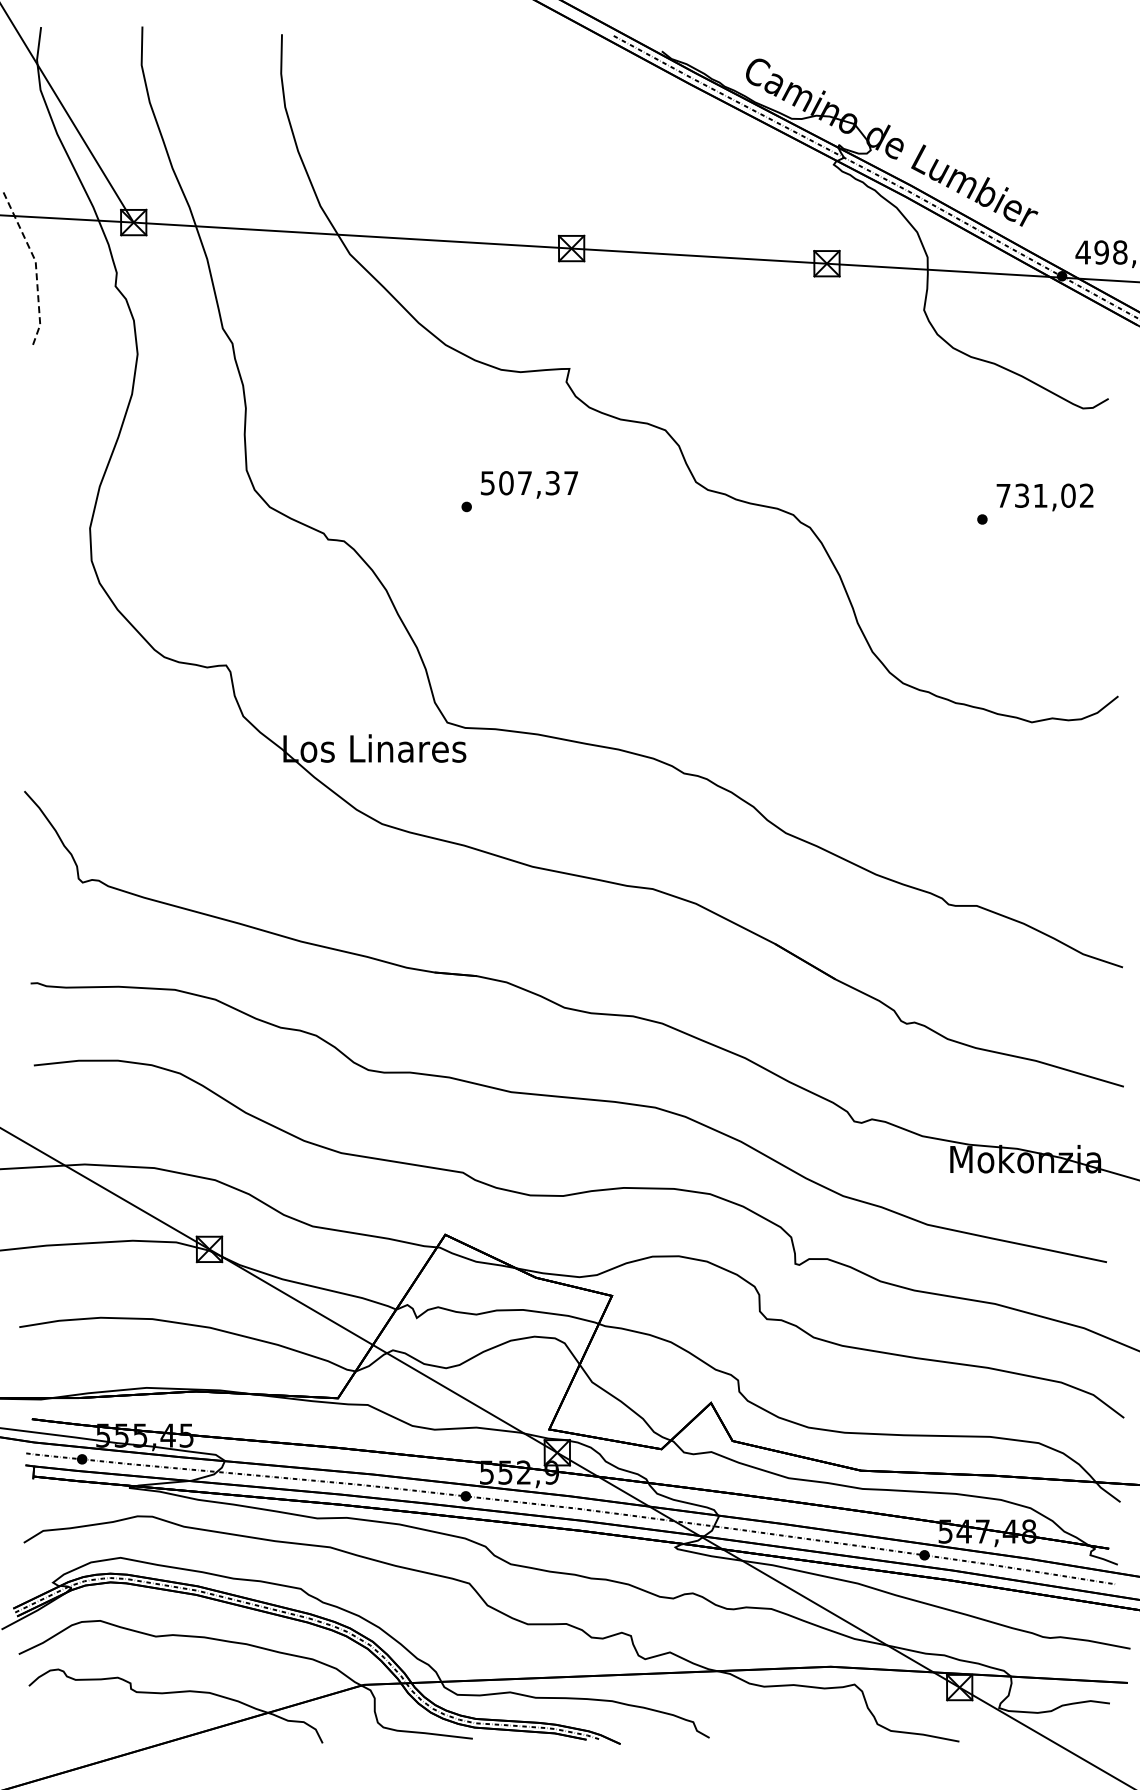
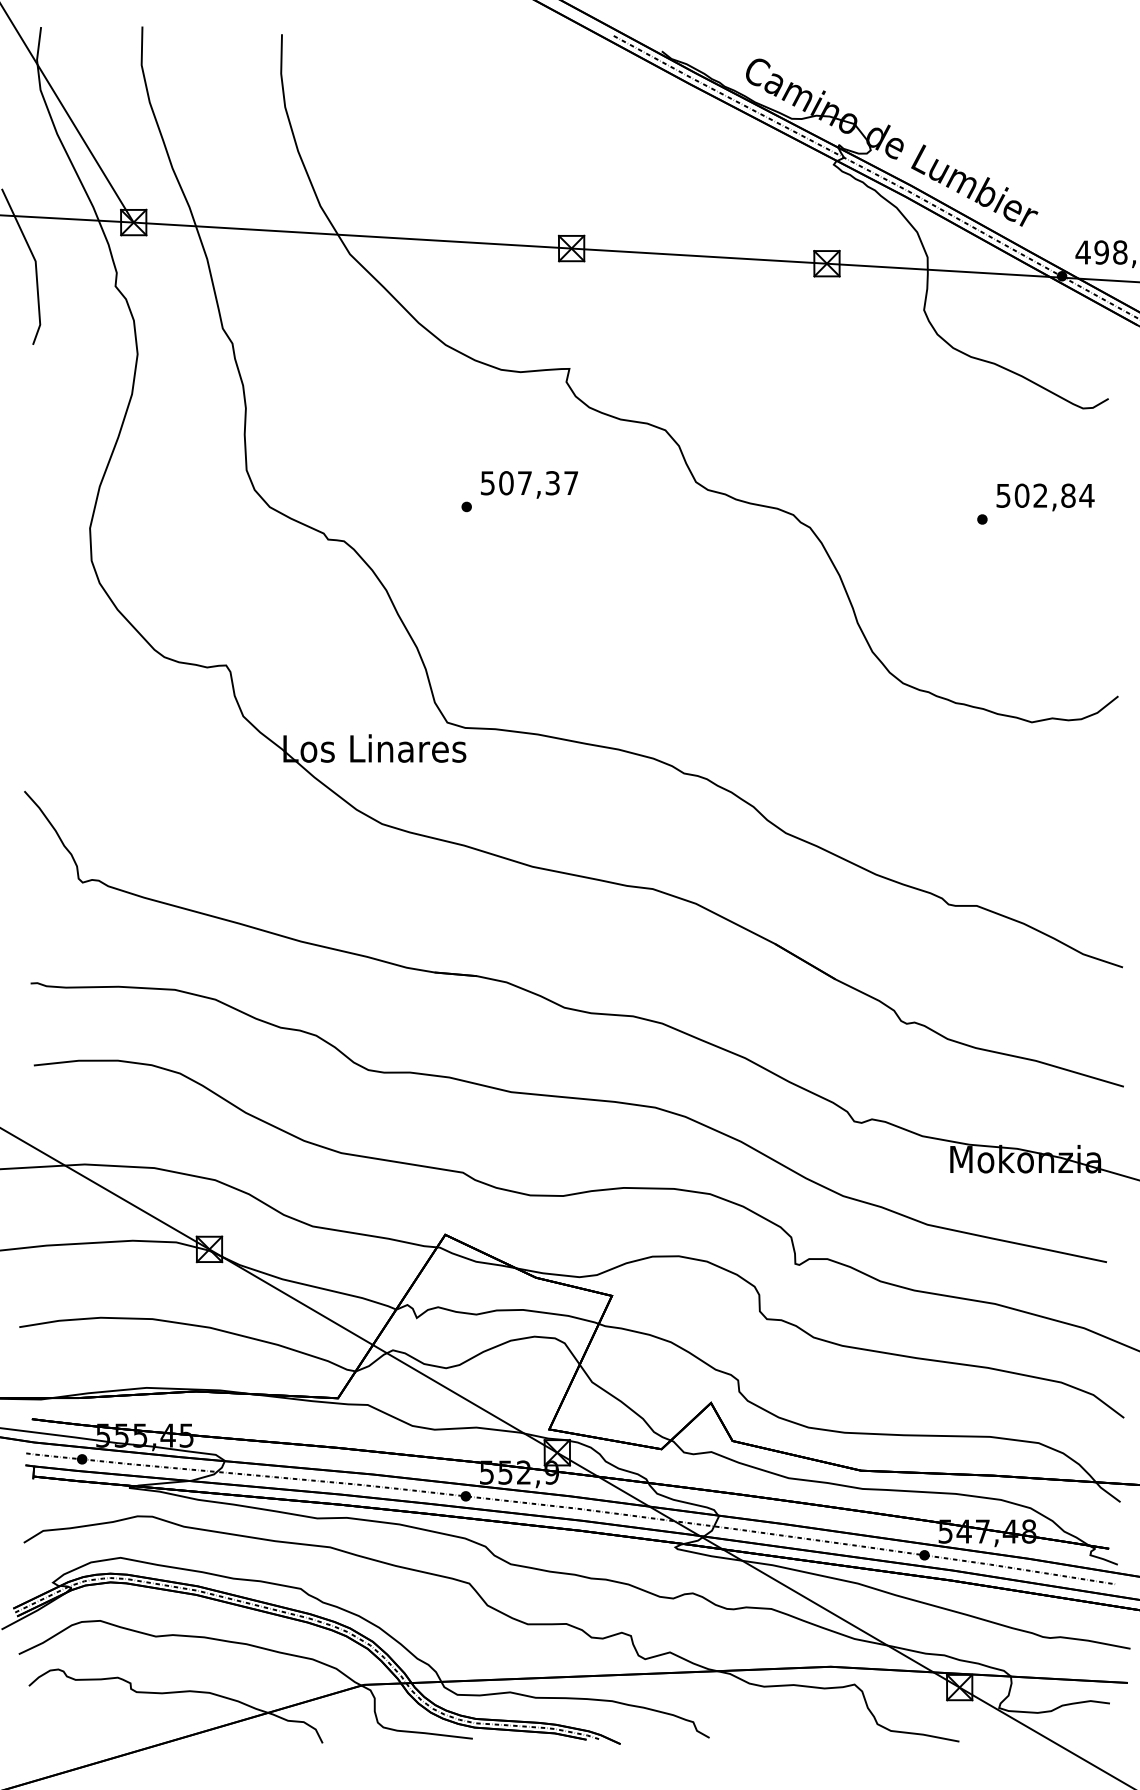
line: dashed -> solid (35, 263)
text: 731,02 -> 502,84 (1045, 495)
